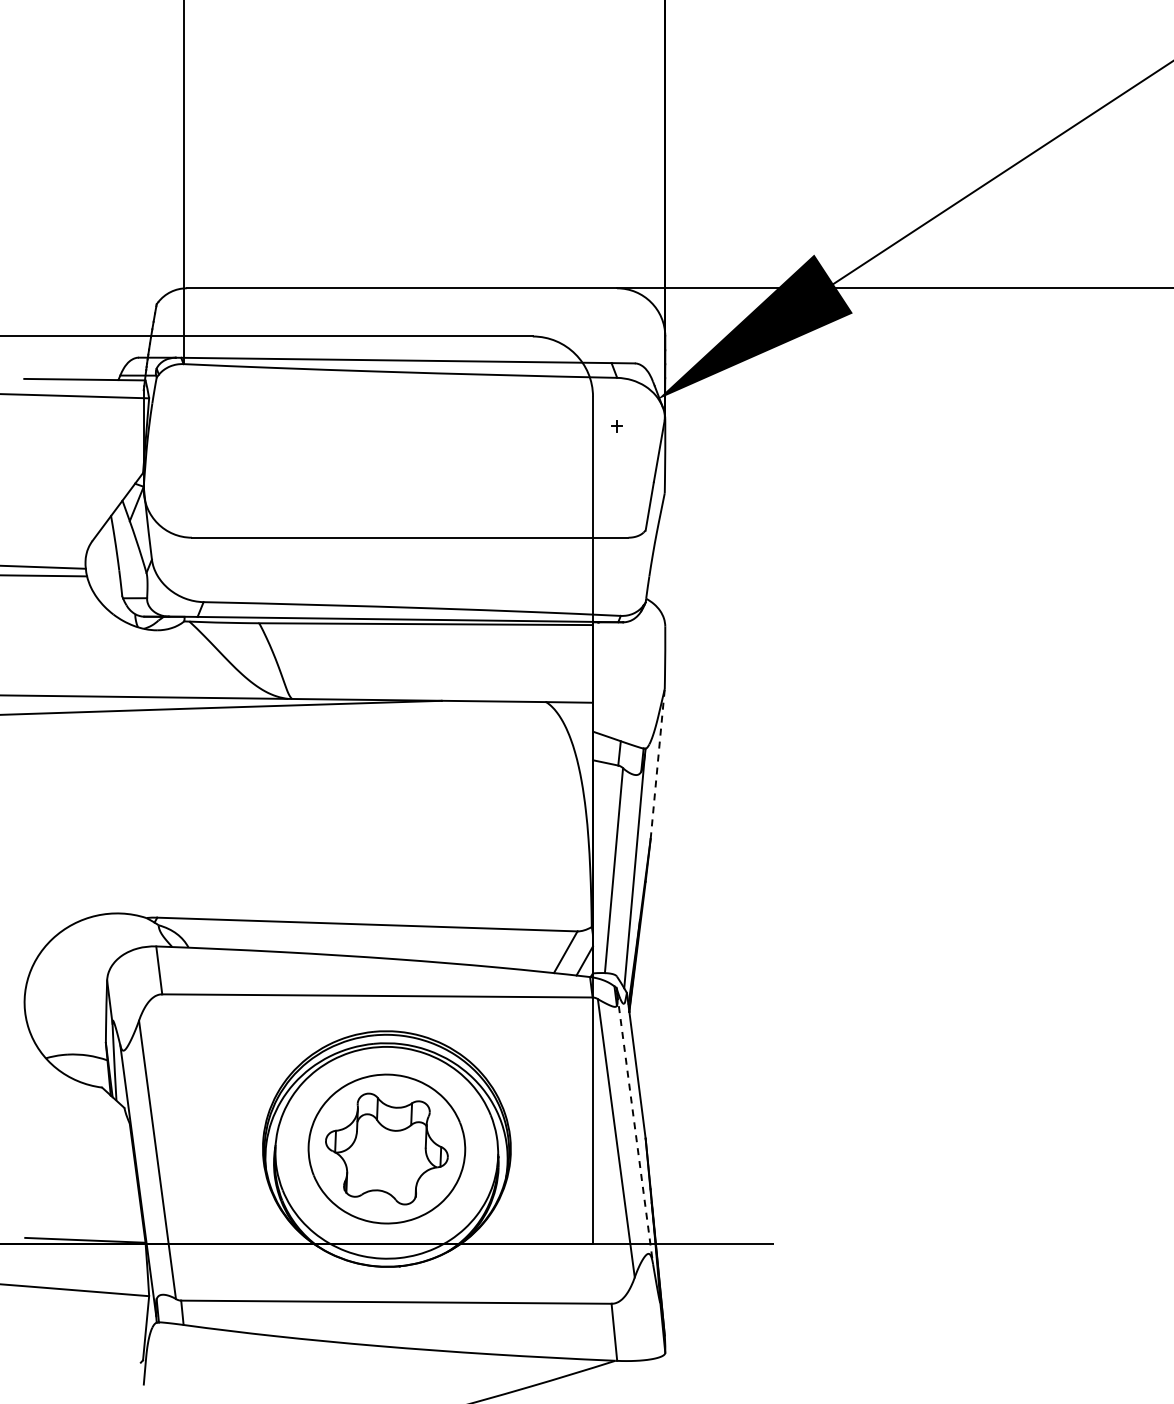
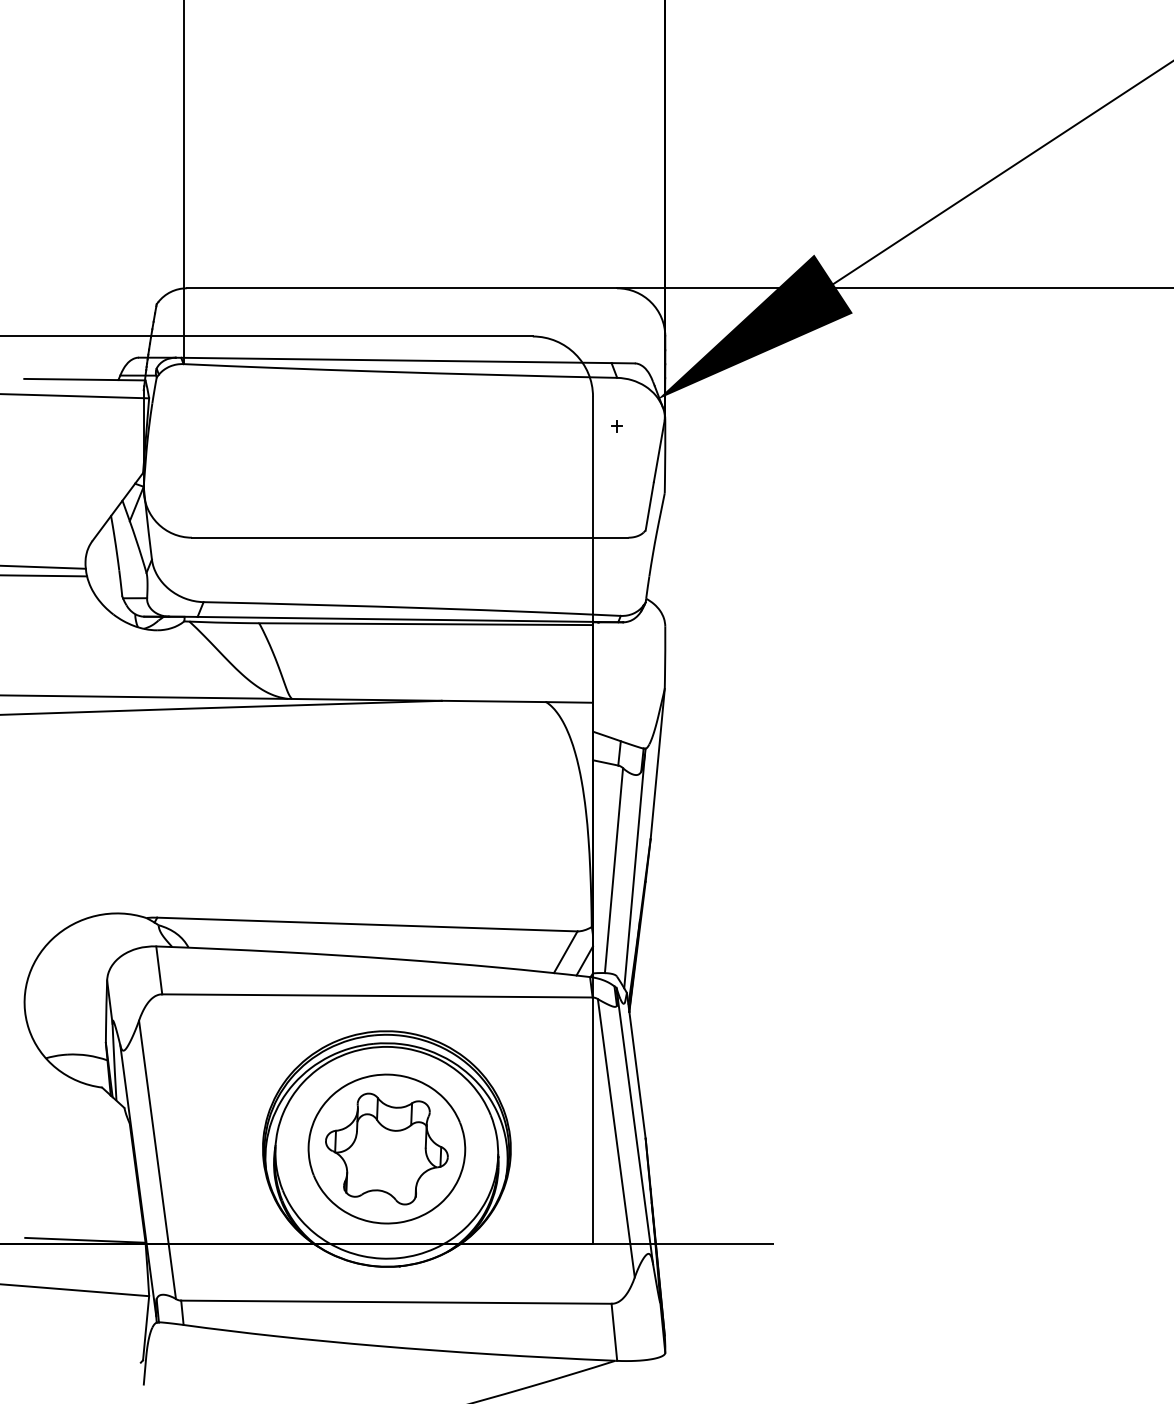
line: dashed -> solid (657, 763)
line: dashed -> solid (635, 1128)
